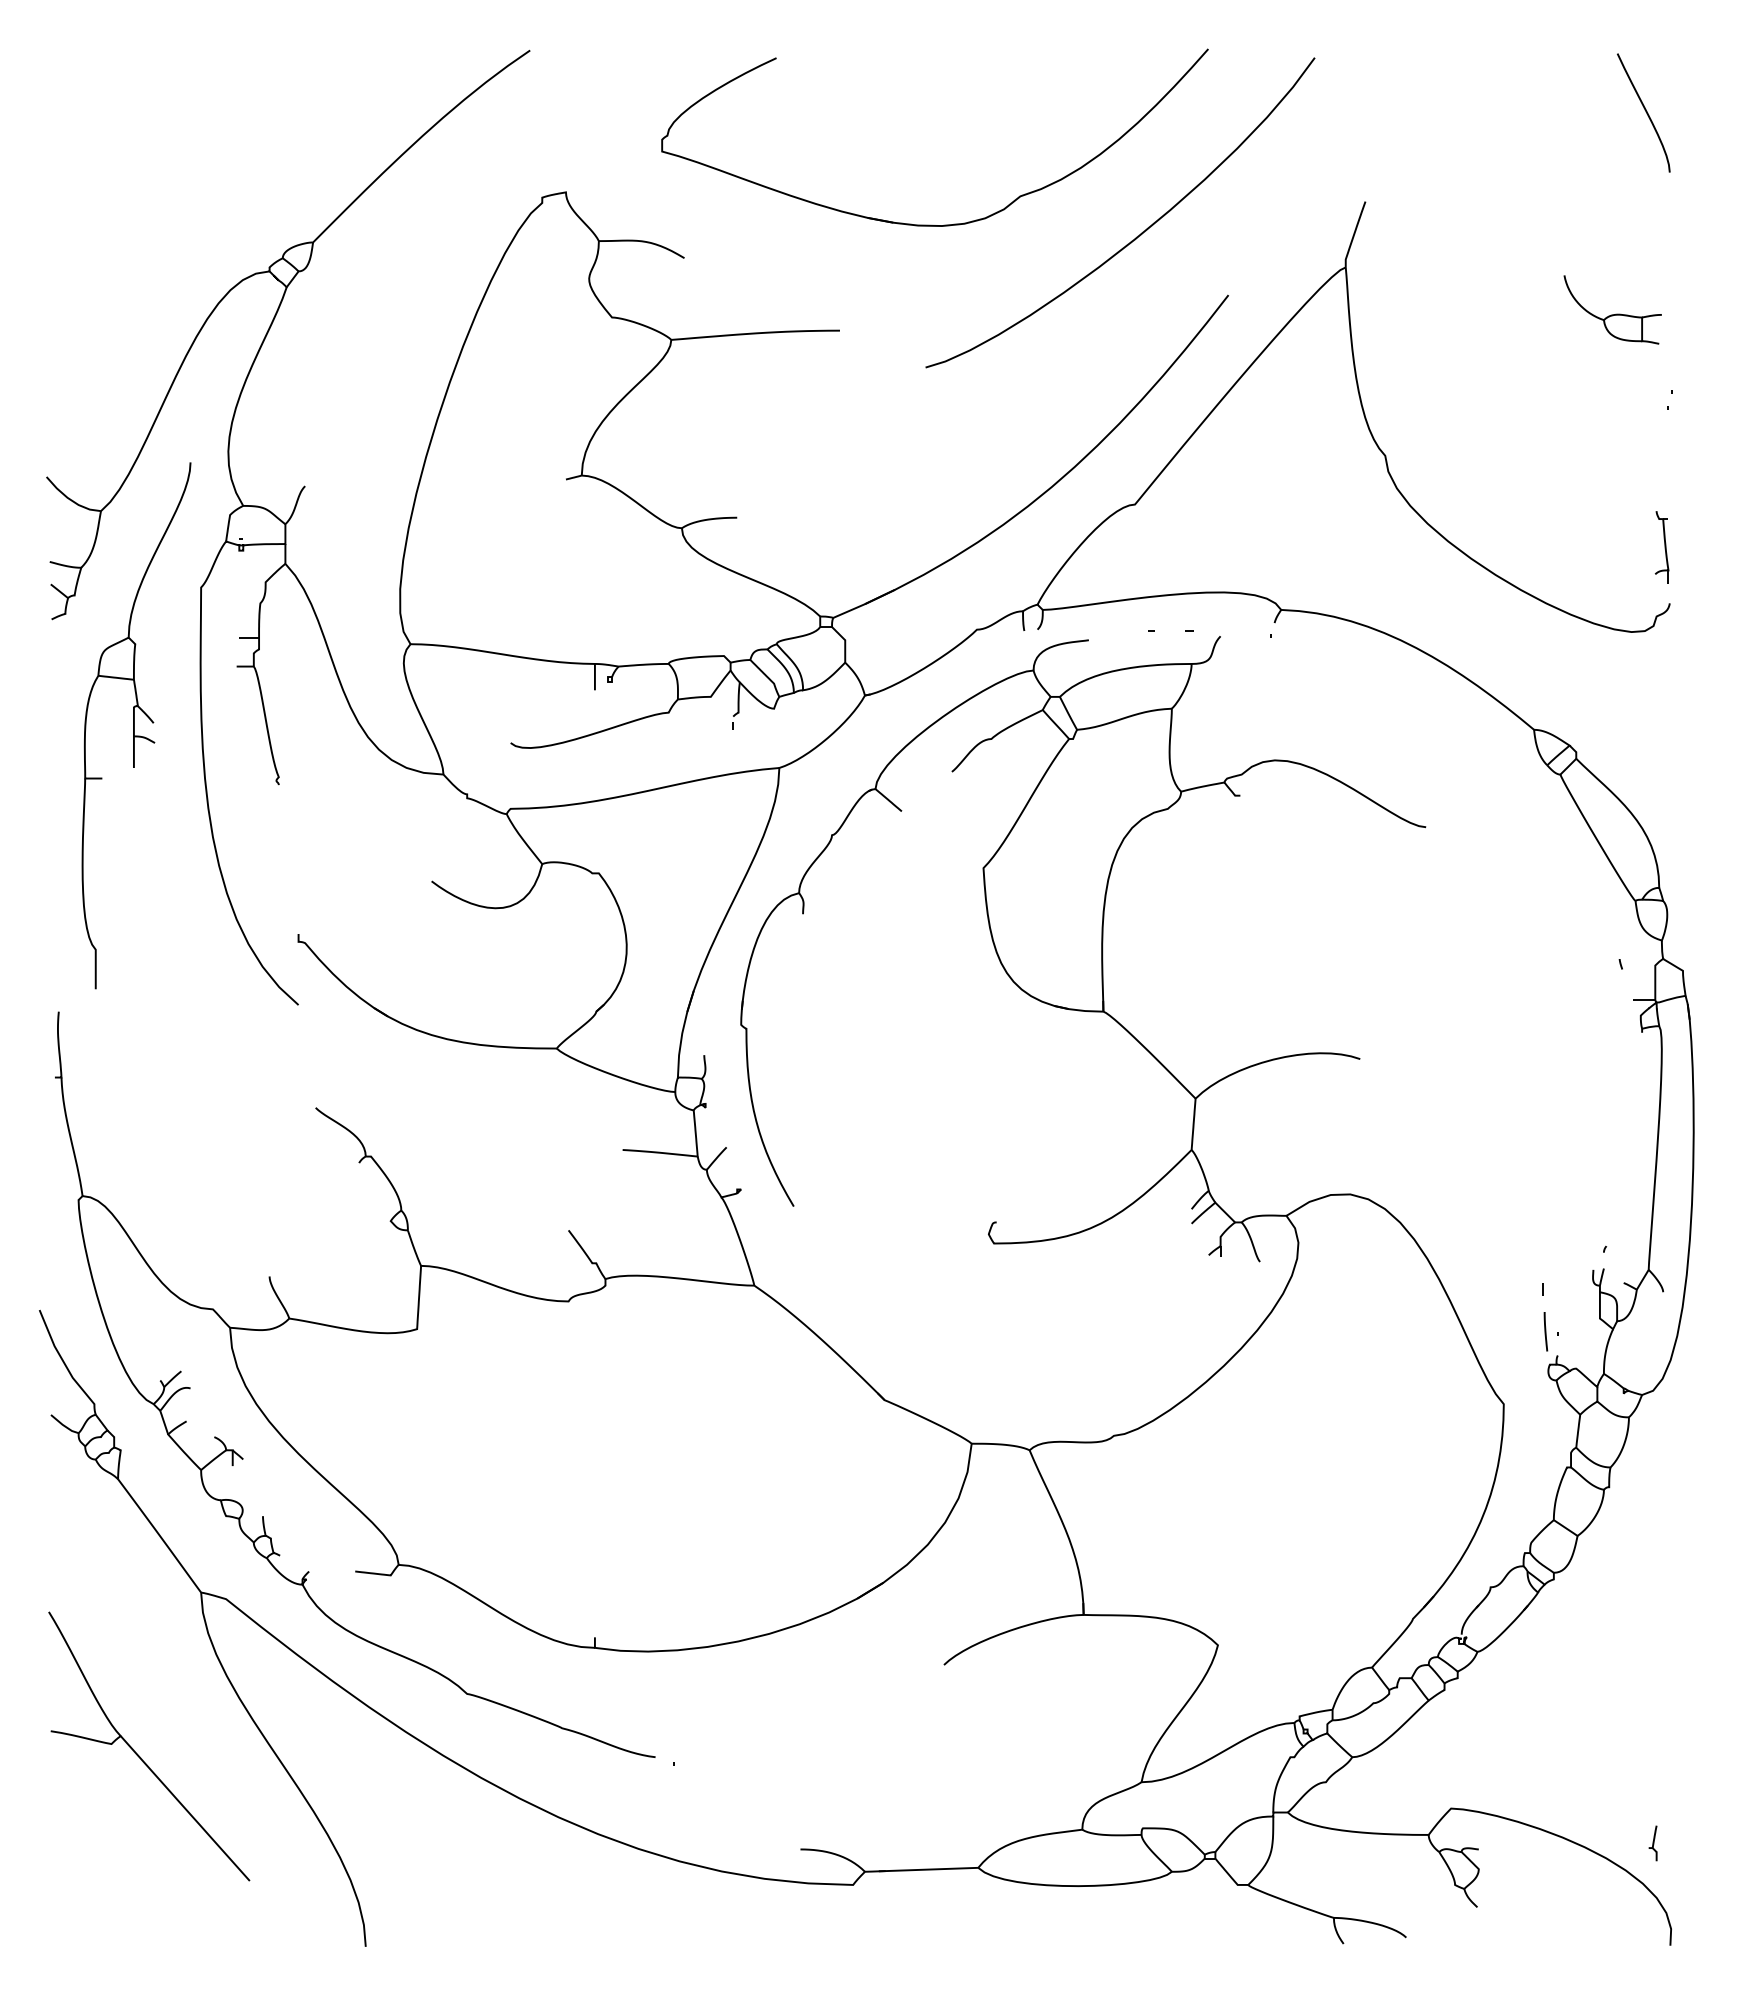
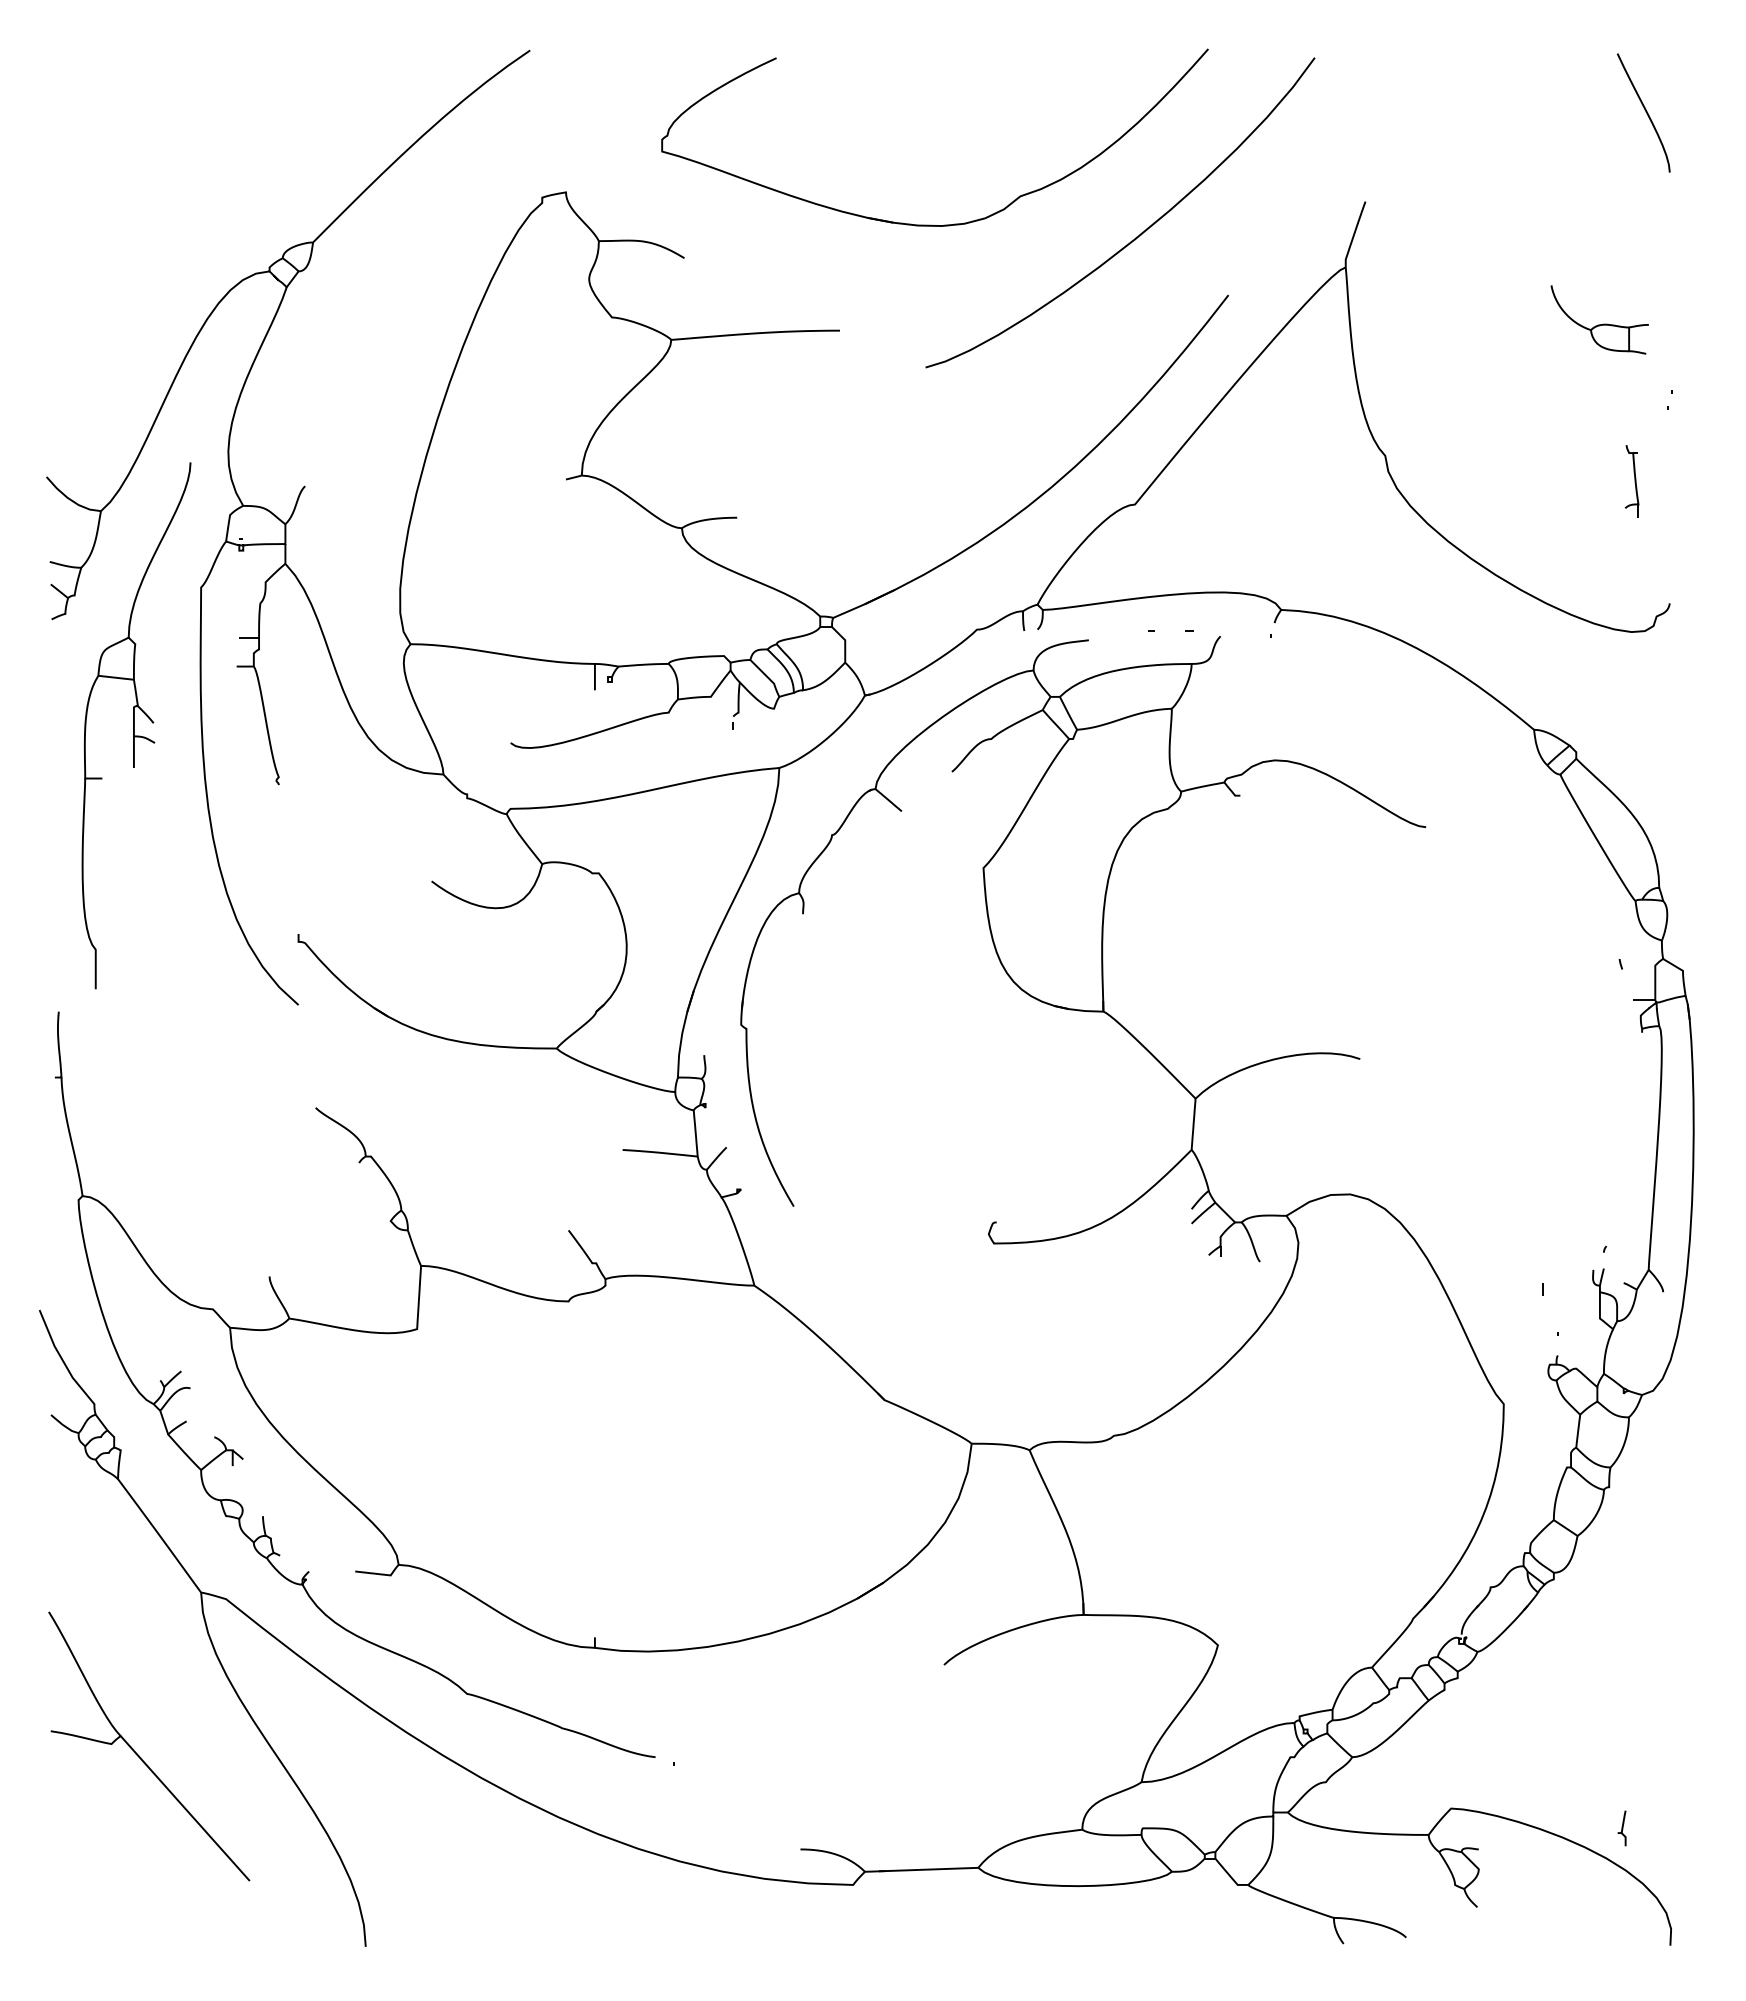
part position: (1612, 309) -> (1599, 319) (1599, 319)
part position: (1661, 547) -> (1631, 481) (1631, 481)
line: present -> none (1545, 1331)
part position: (1652, 1843) -> (1621, 1828) (1621, 1828)
